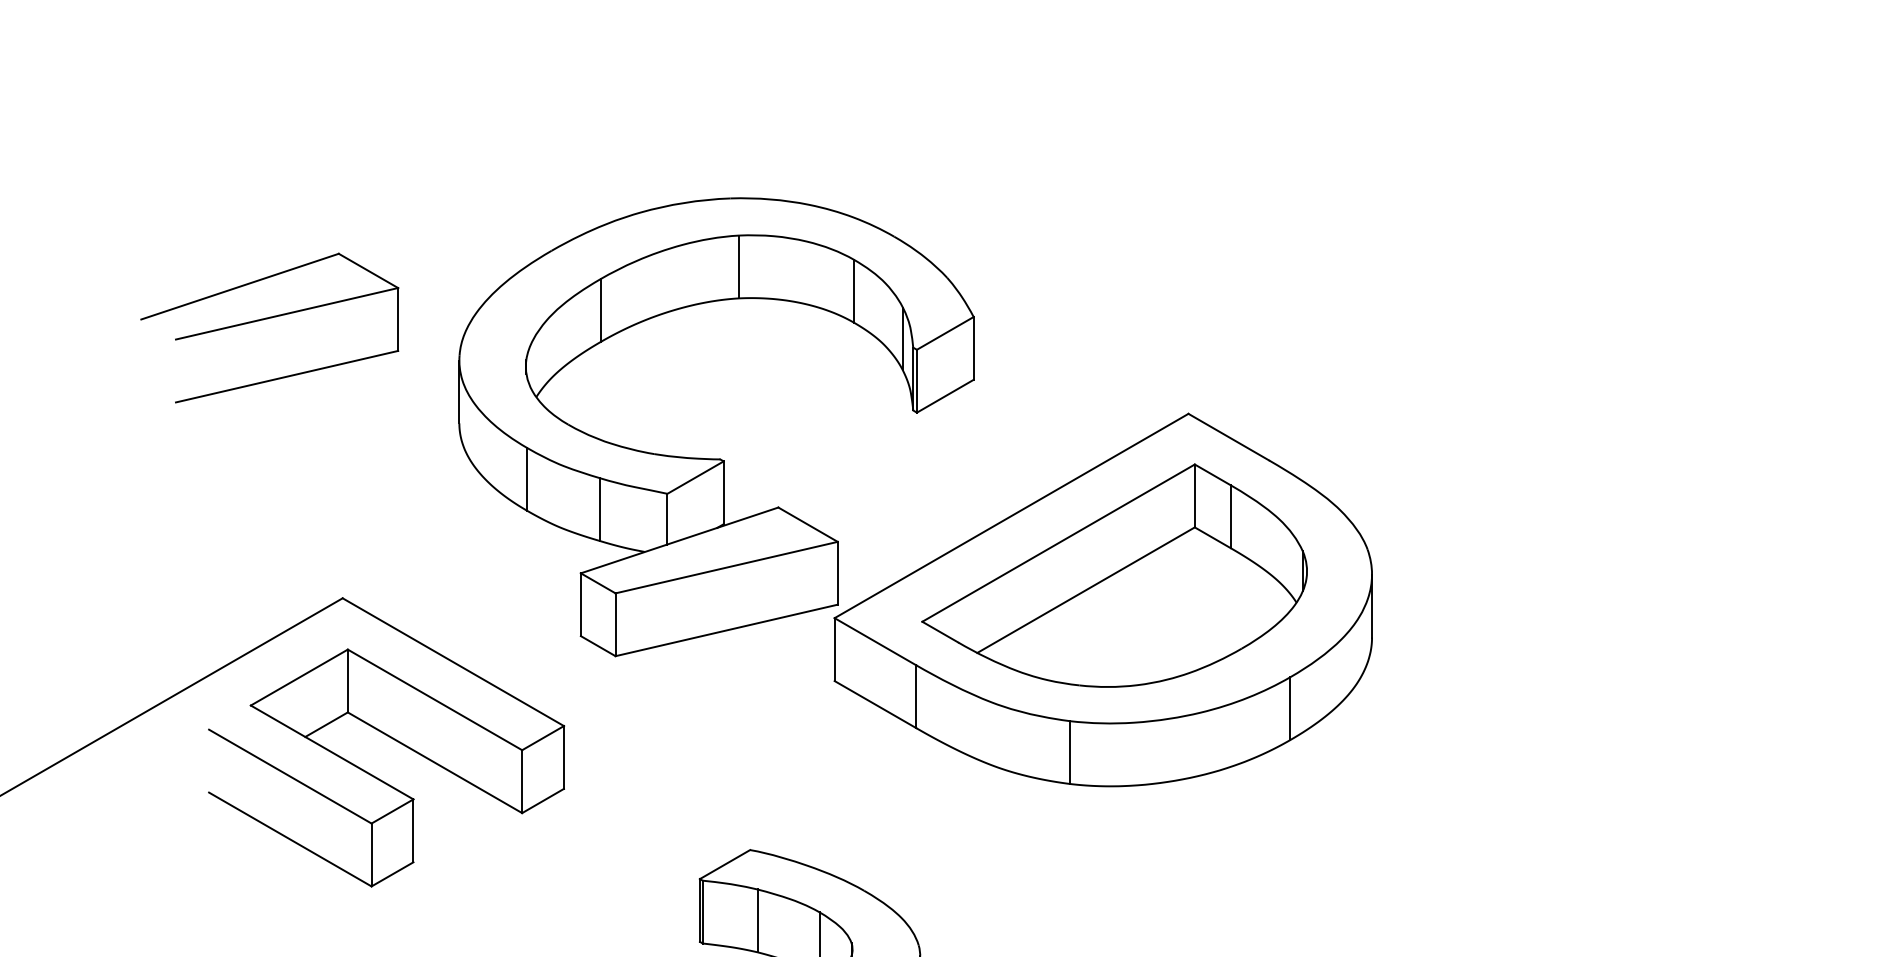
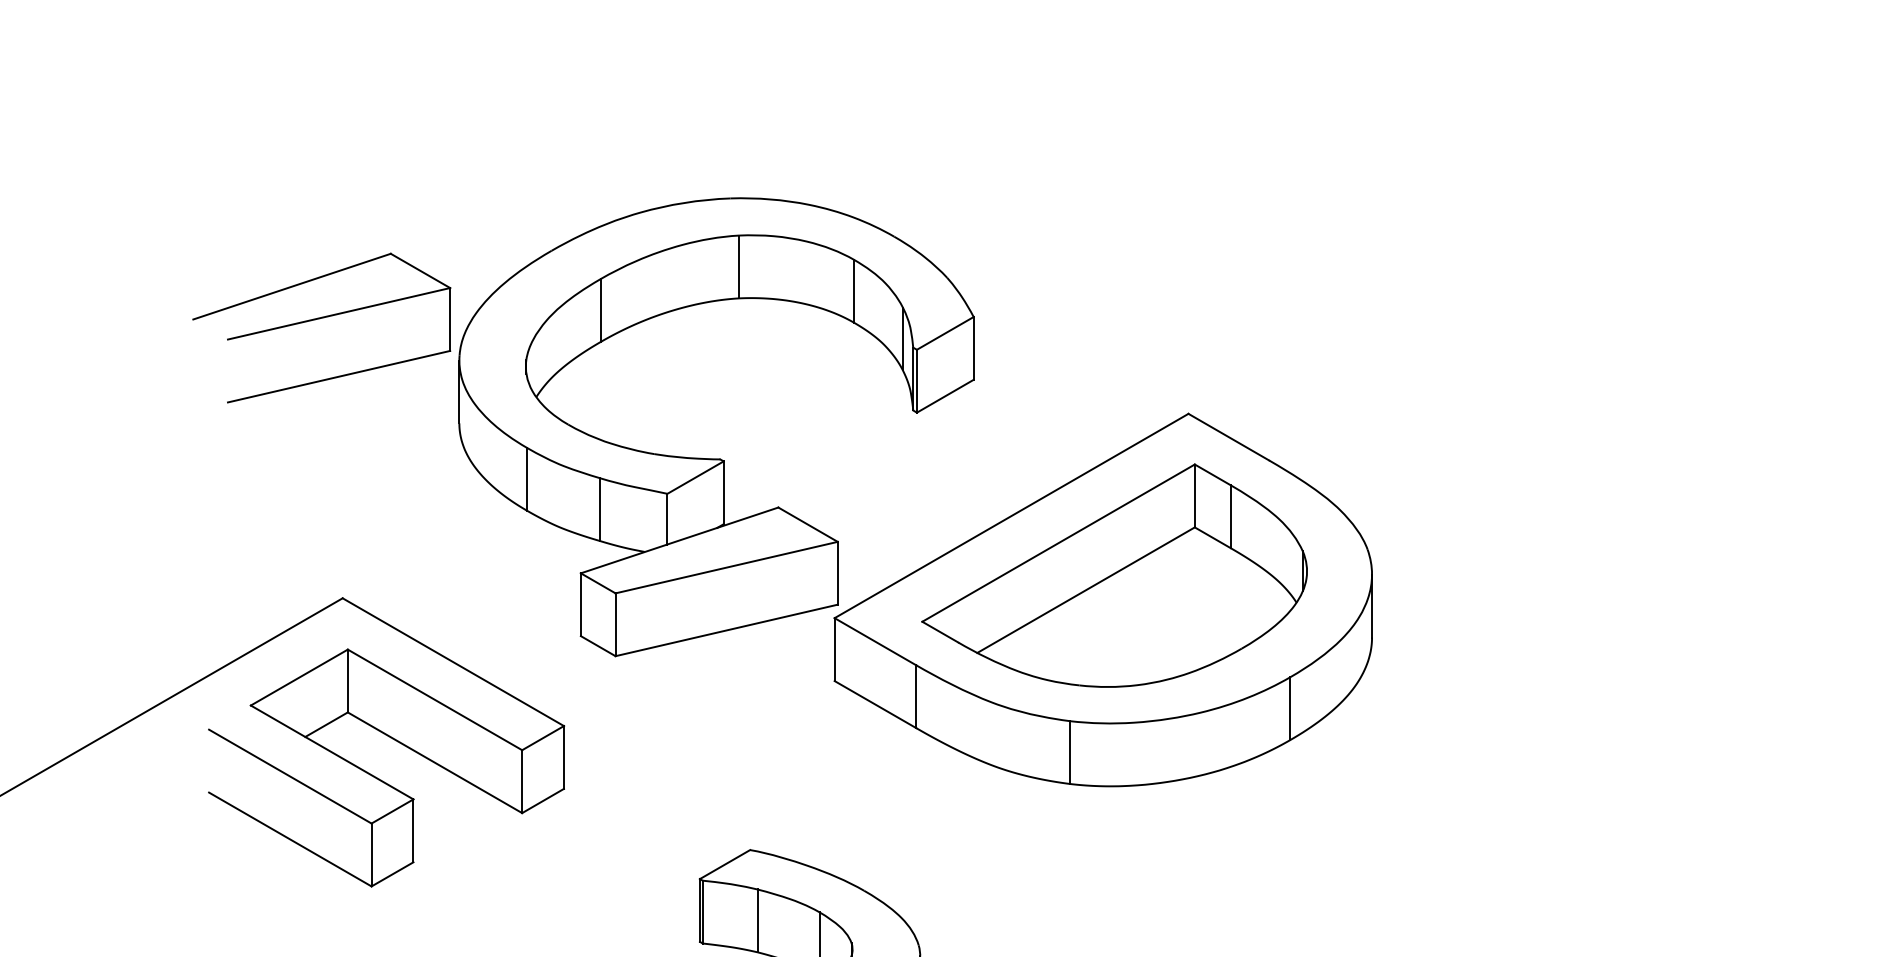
part position: (267, 319) -> (319, 319) (319, 319)
